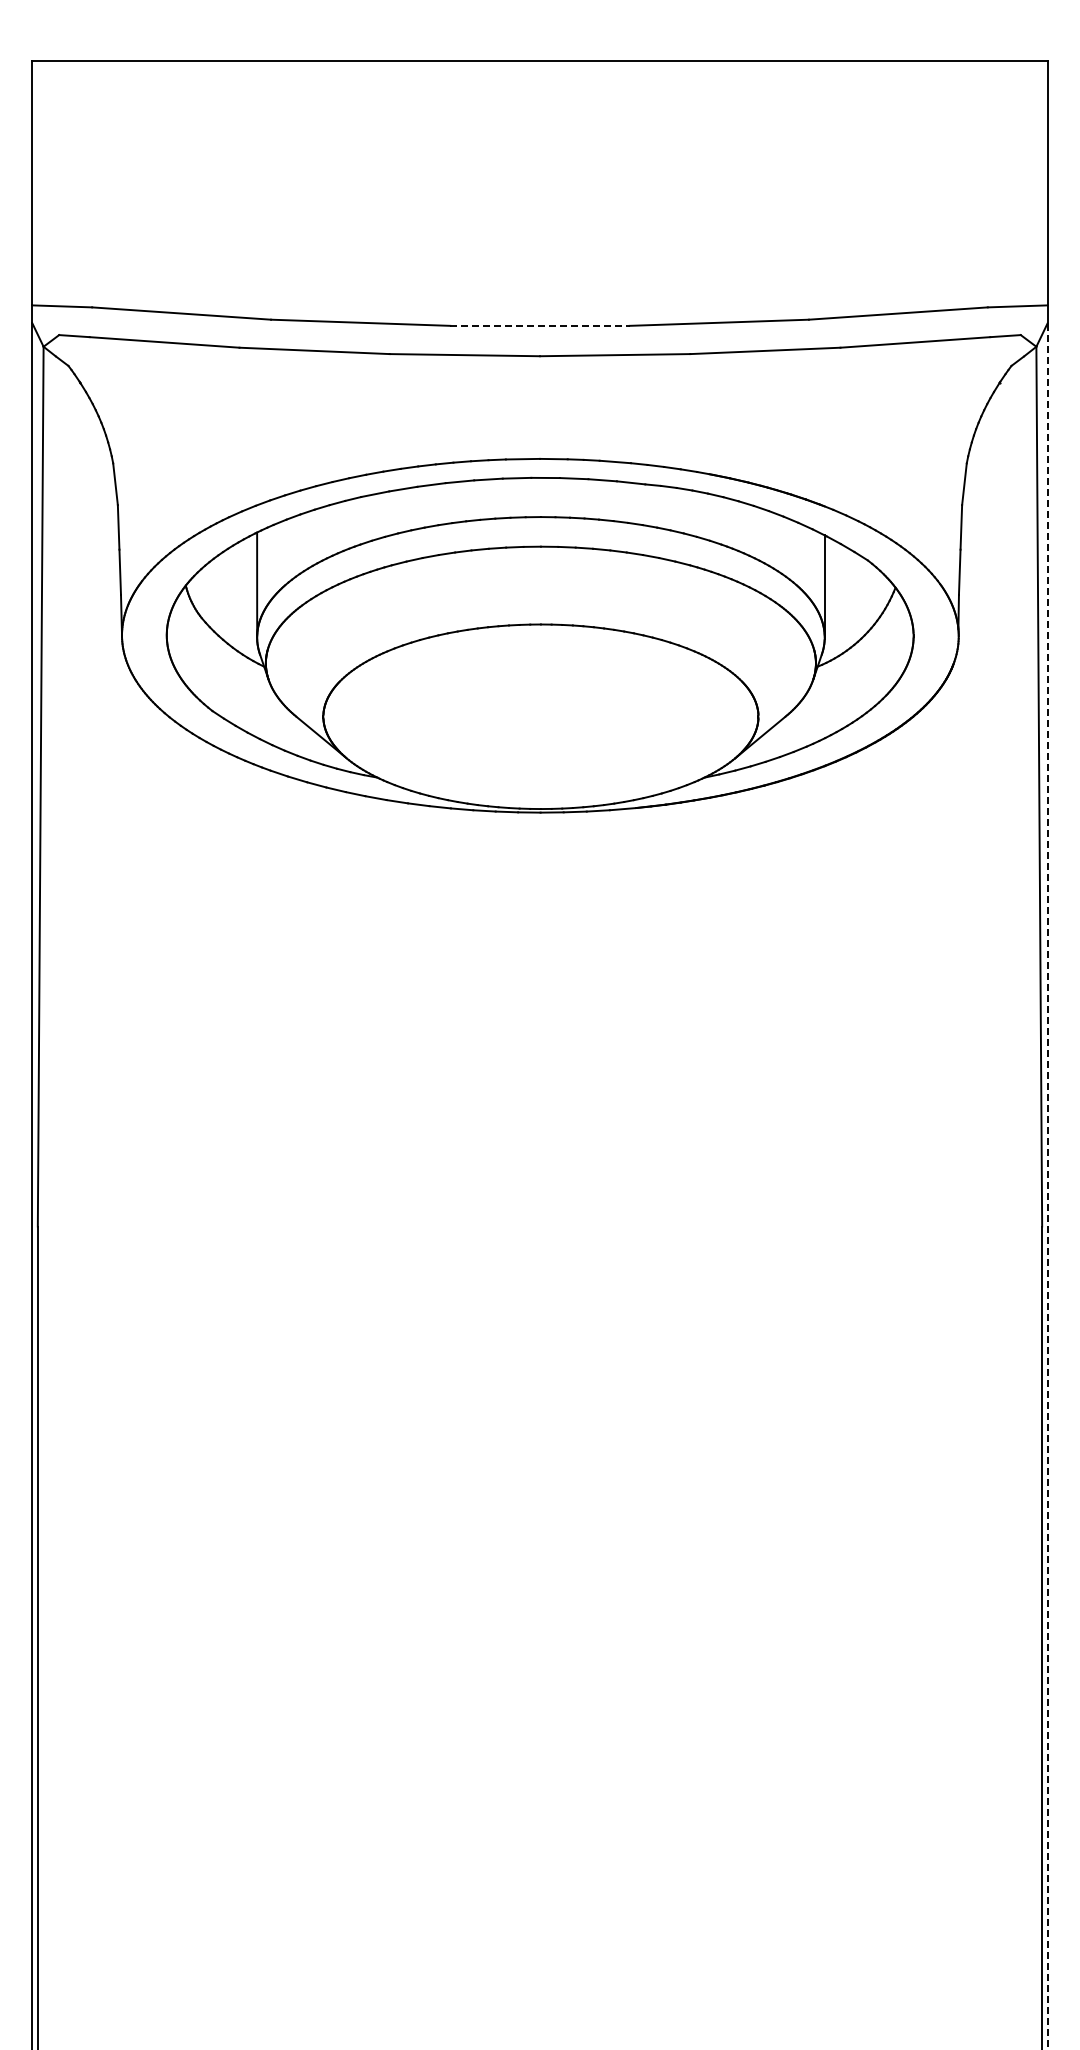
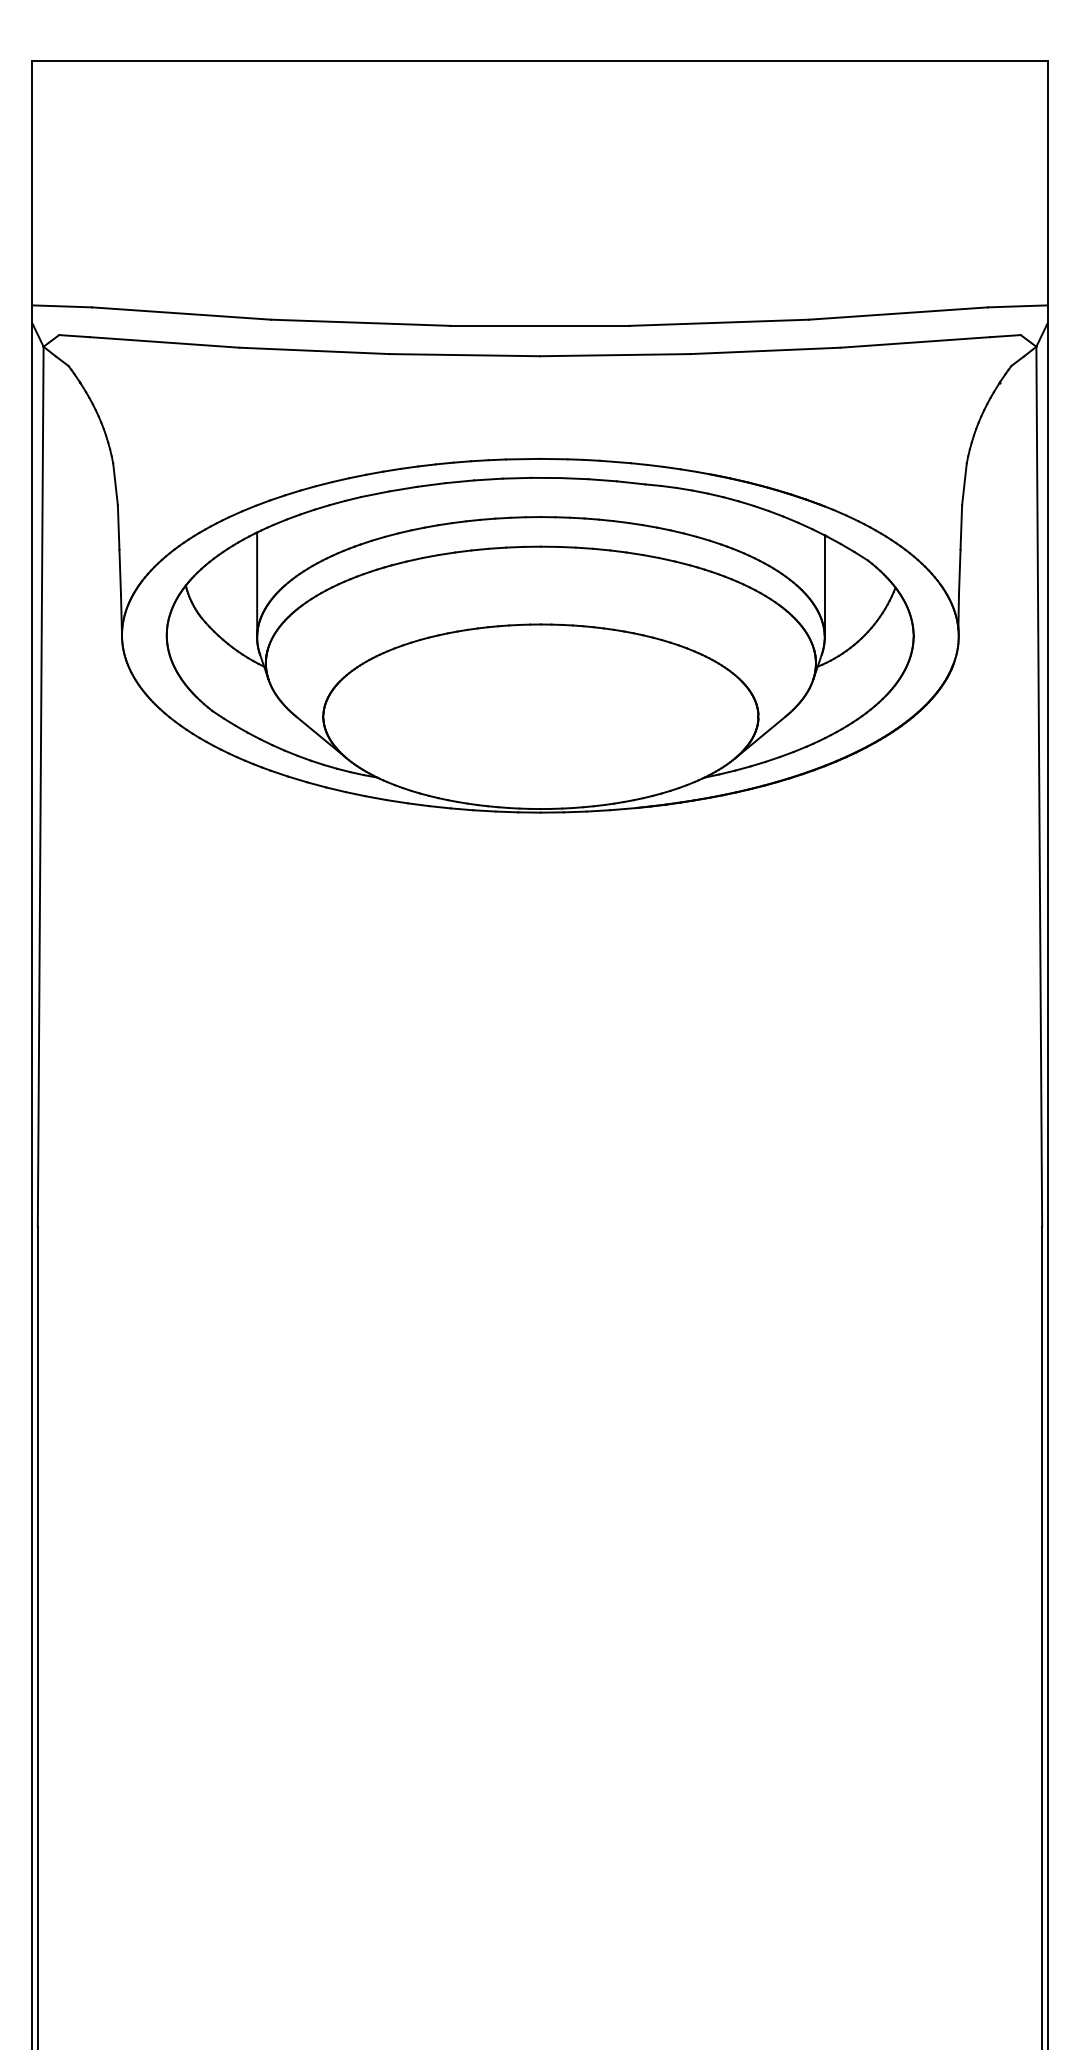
line: dashed -> solid (539, 325)
line: dashed -> solid (1047, 1186)
